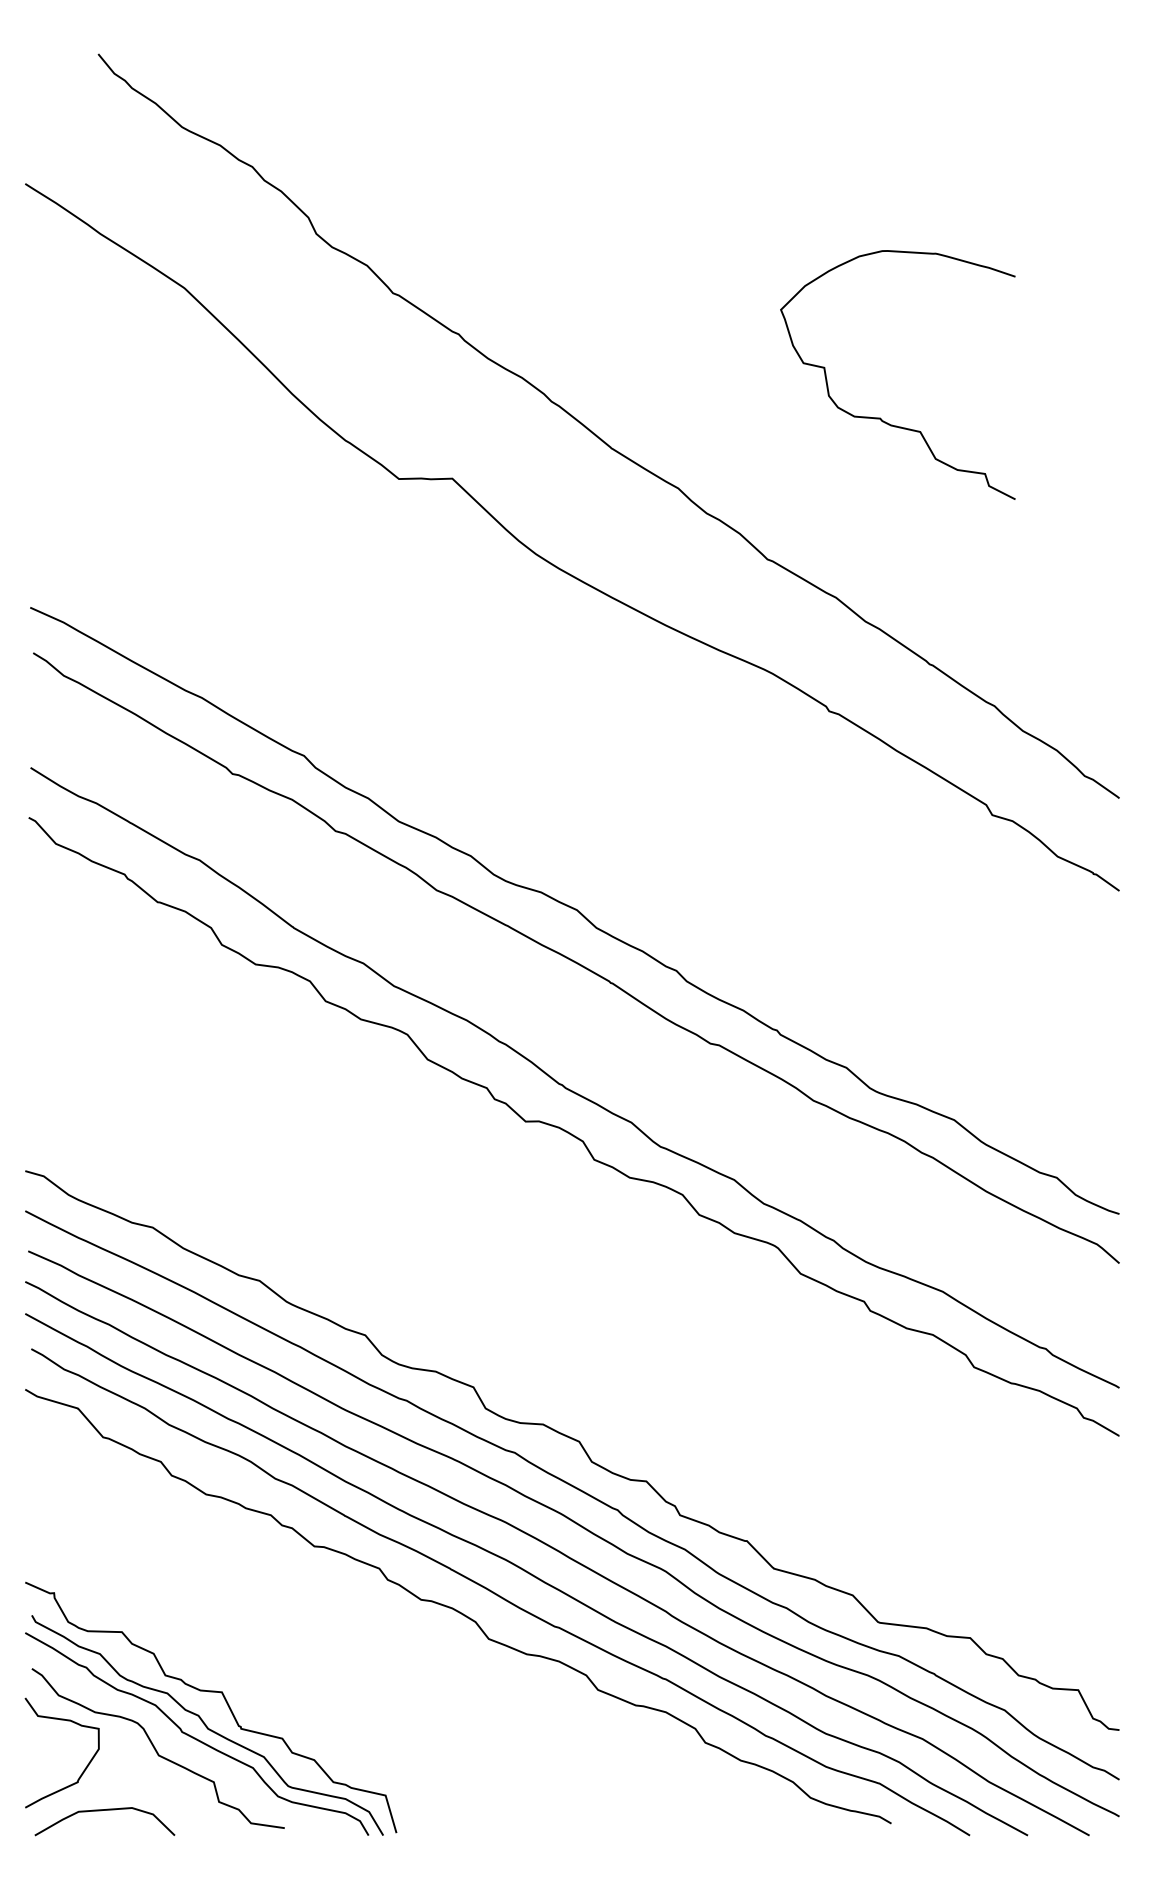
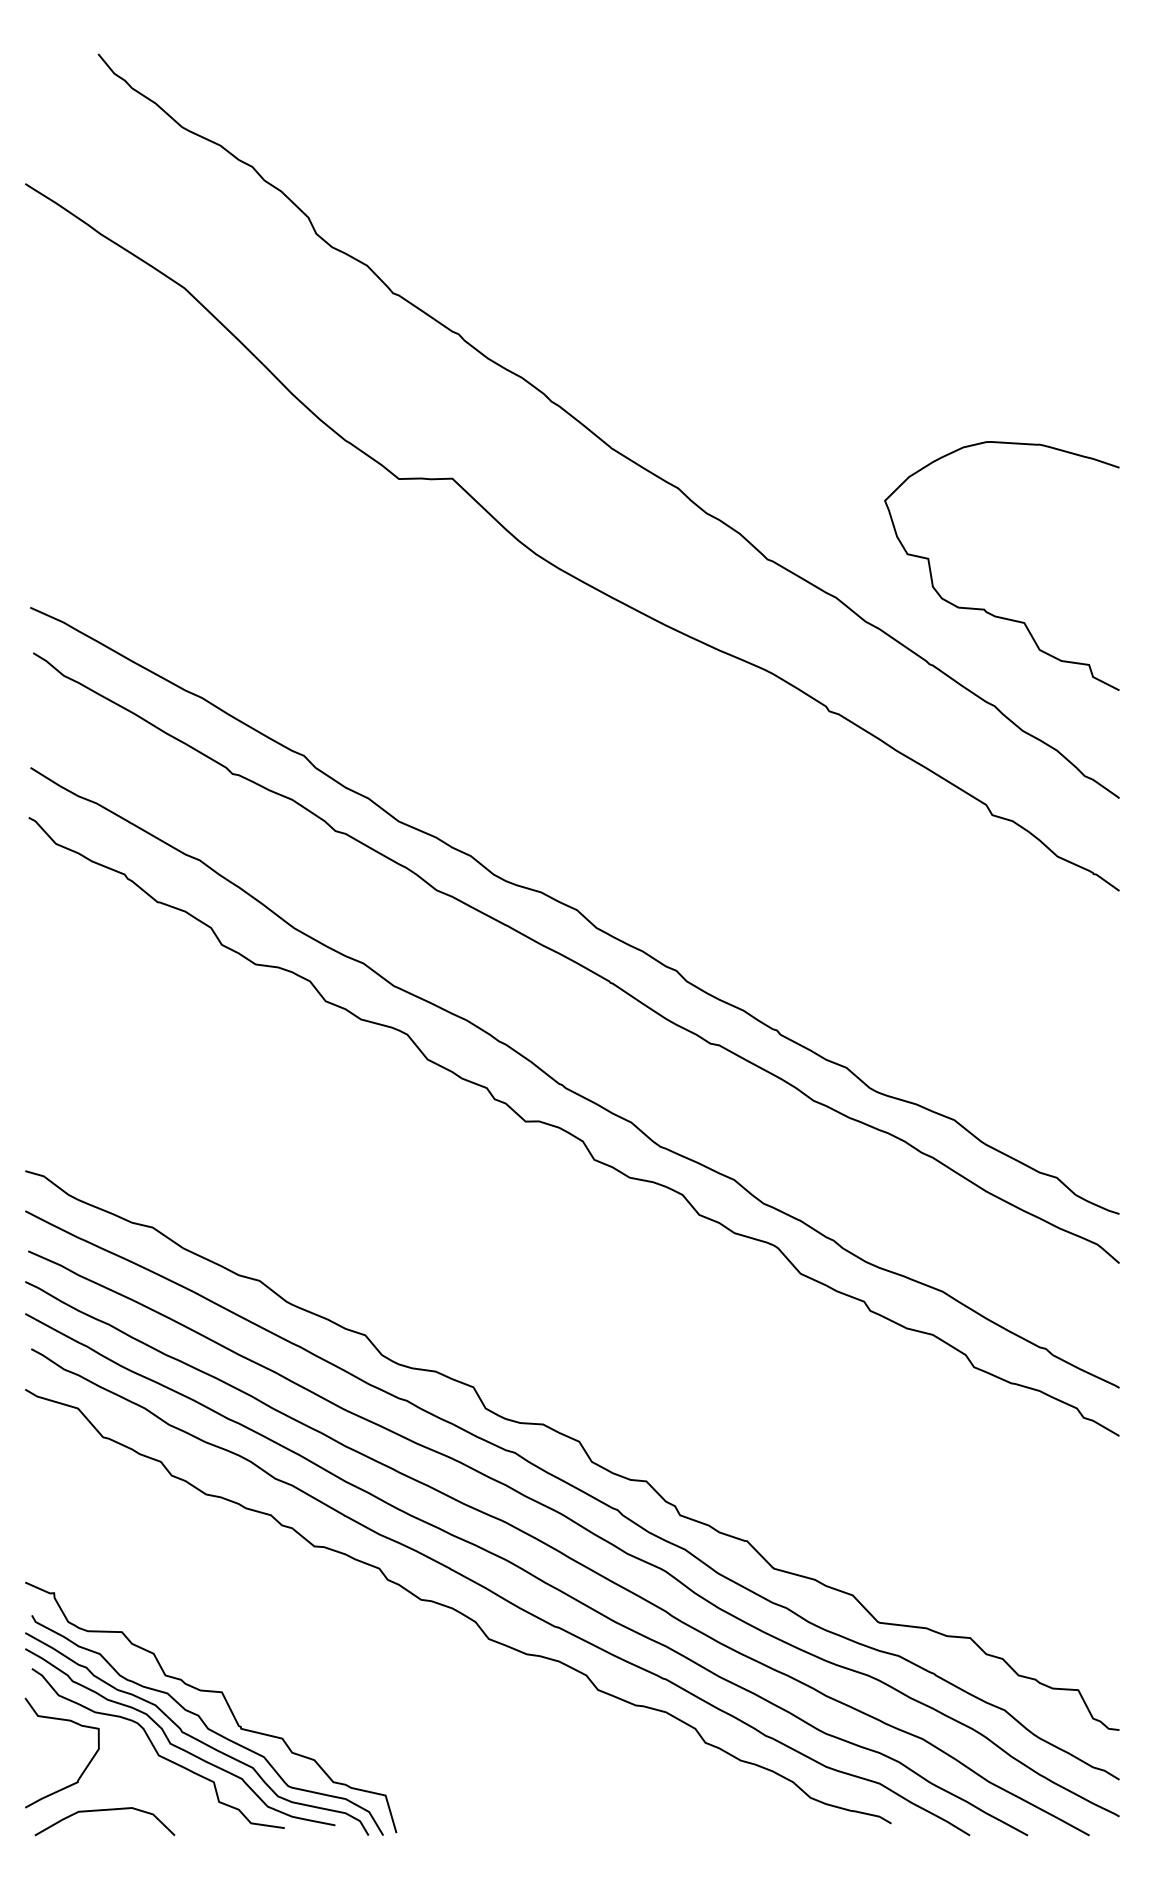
curve position: (880, 417) -> (984, 608) (984, 608)
curve: none -> present (176, 1745)
